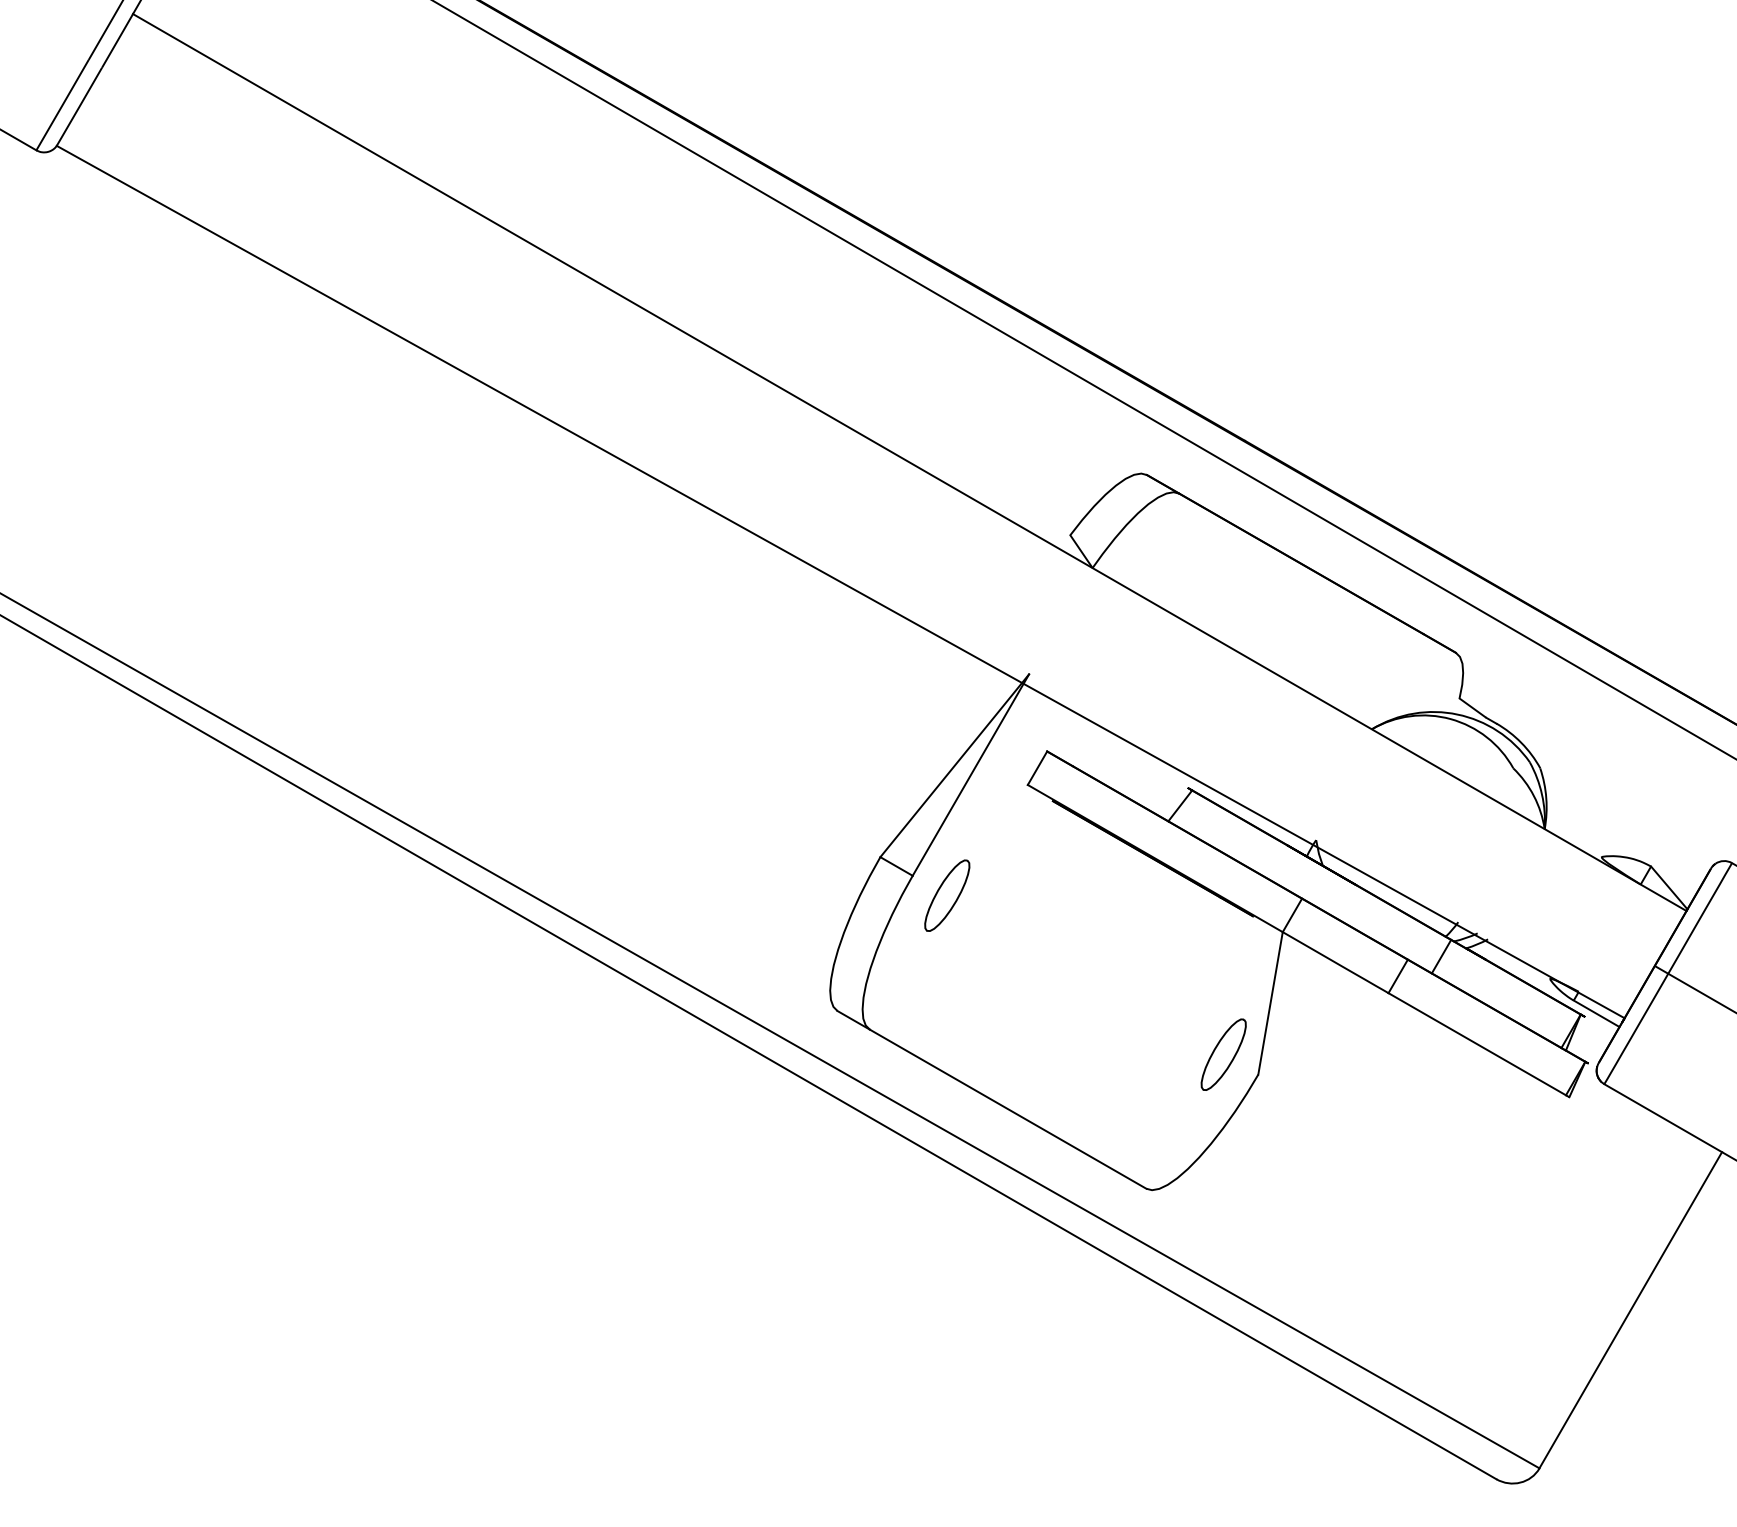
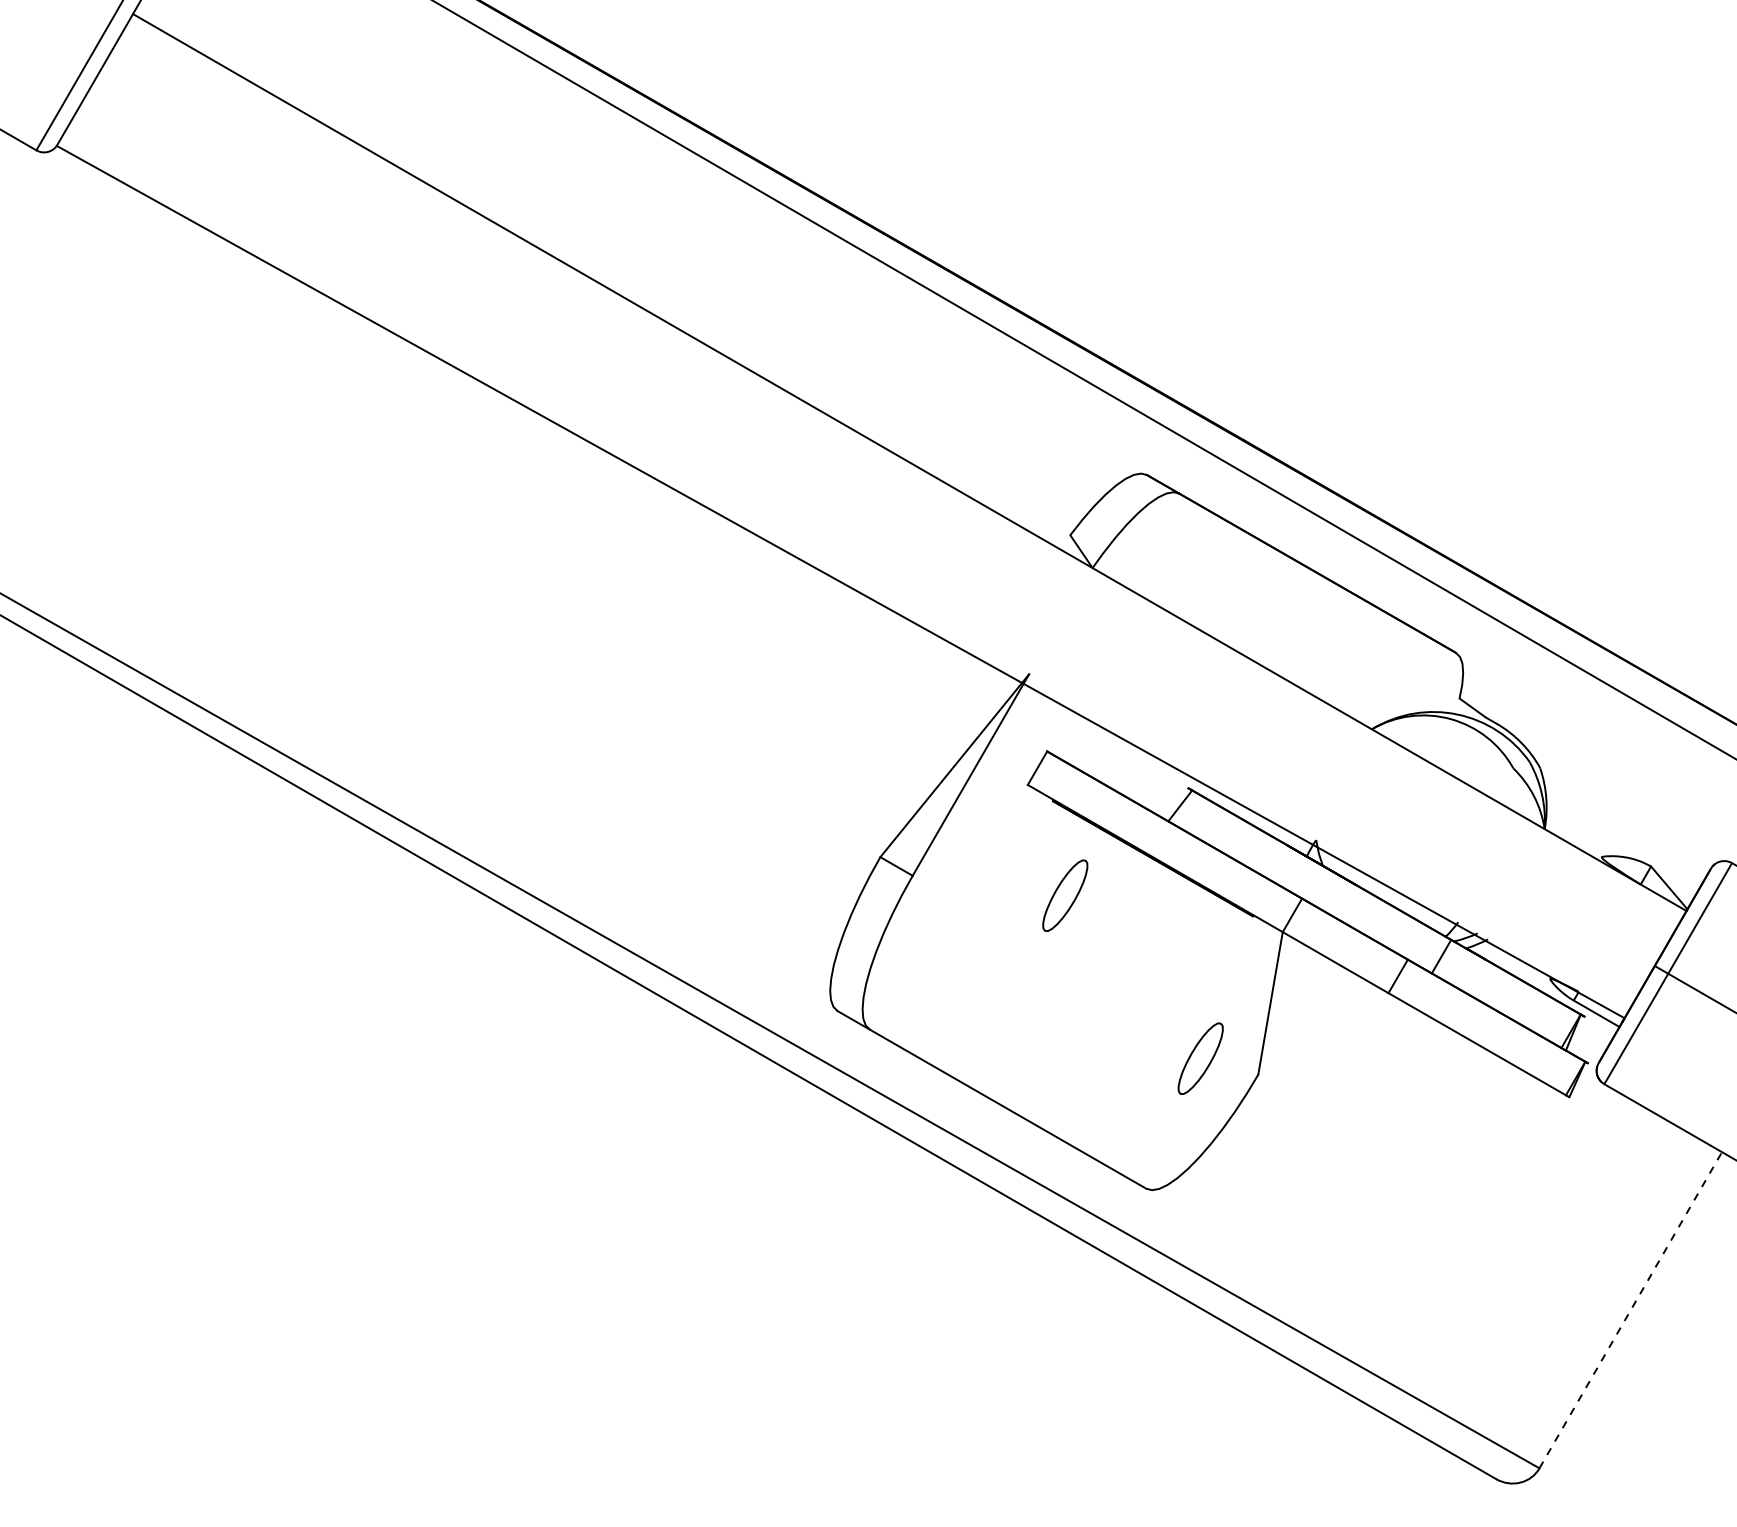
part position: (947, 895) -> (1065, 895) (1065, 895)
part position: (1223, 1054) -> (1200, 1058) (1200, 1058)
line: solid -> dashed (1630, 1310)
